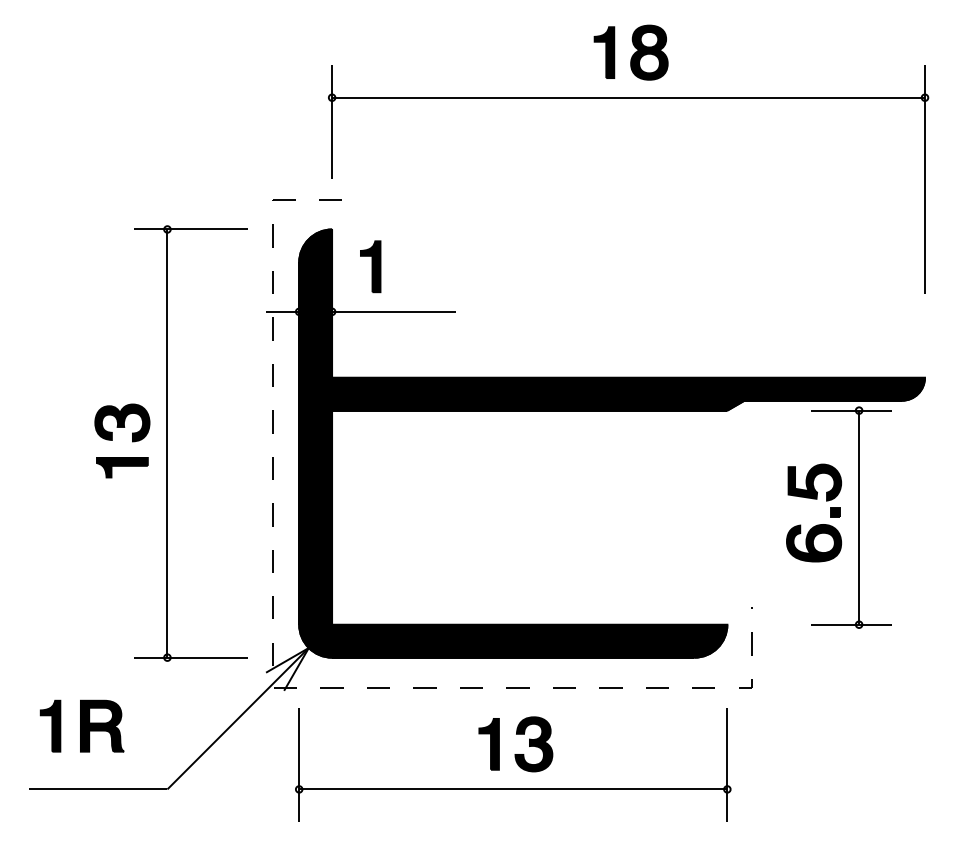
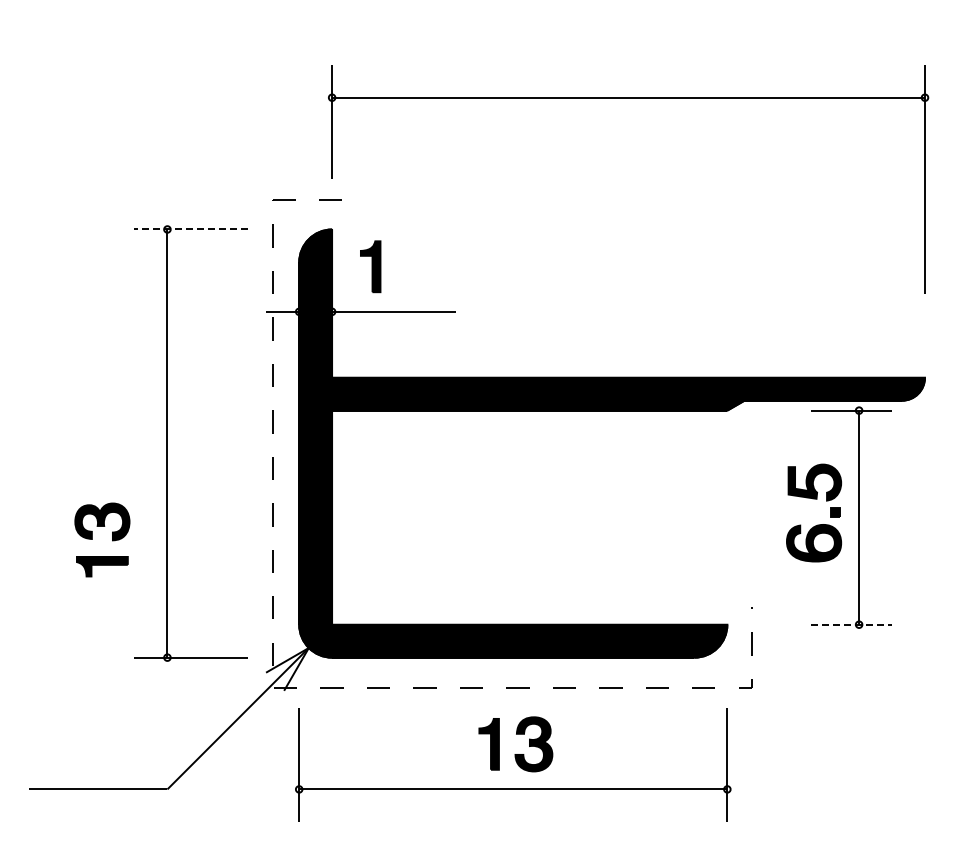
part: present -> none (630, 52)
line: solid -> dashed (191, 229)
part position: (112, 440) -> (92, 539) (92, 539)
line: solid -> dashed (852, 624)
part: present -> none (81, 725)
